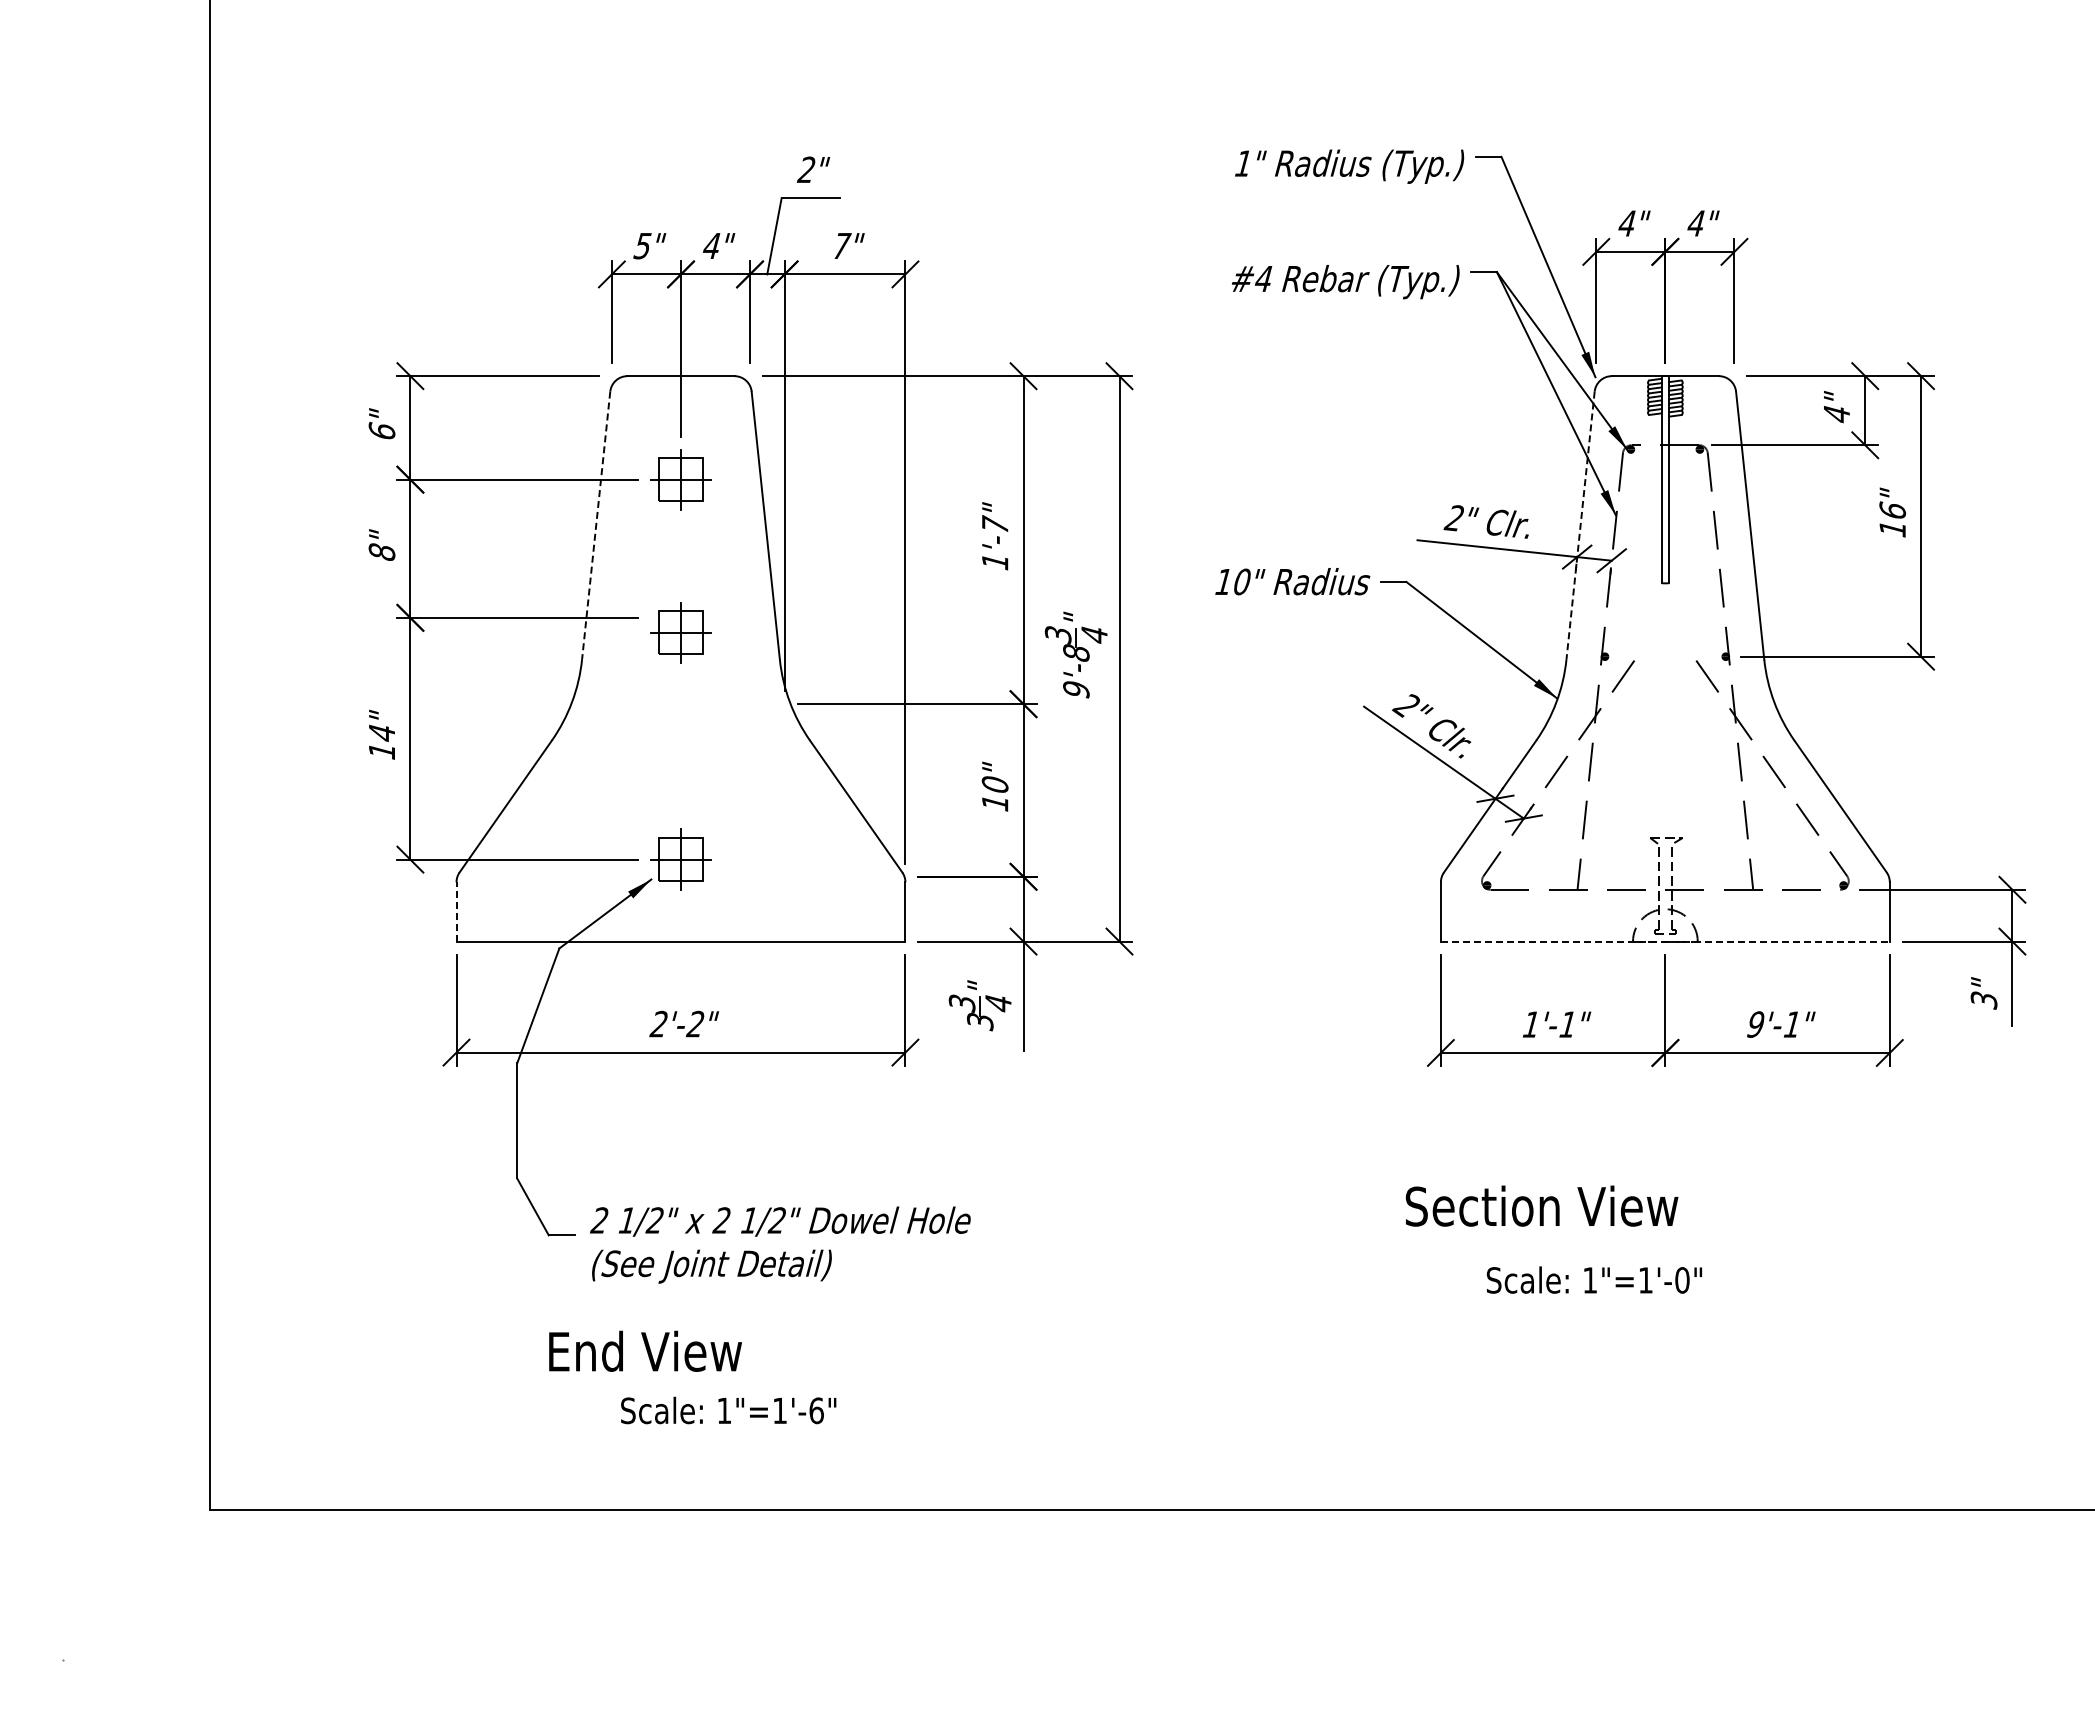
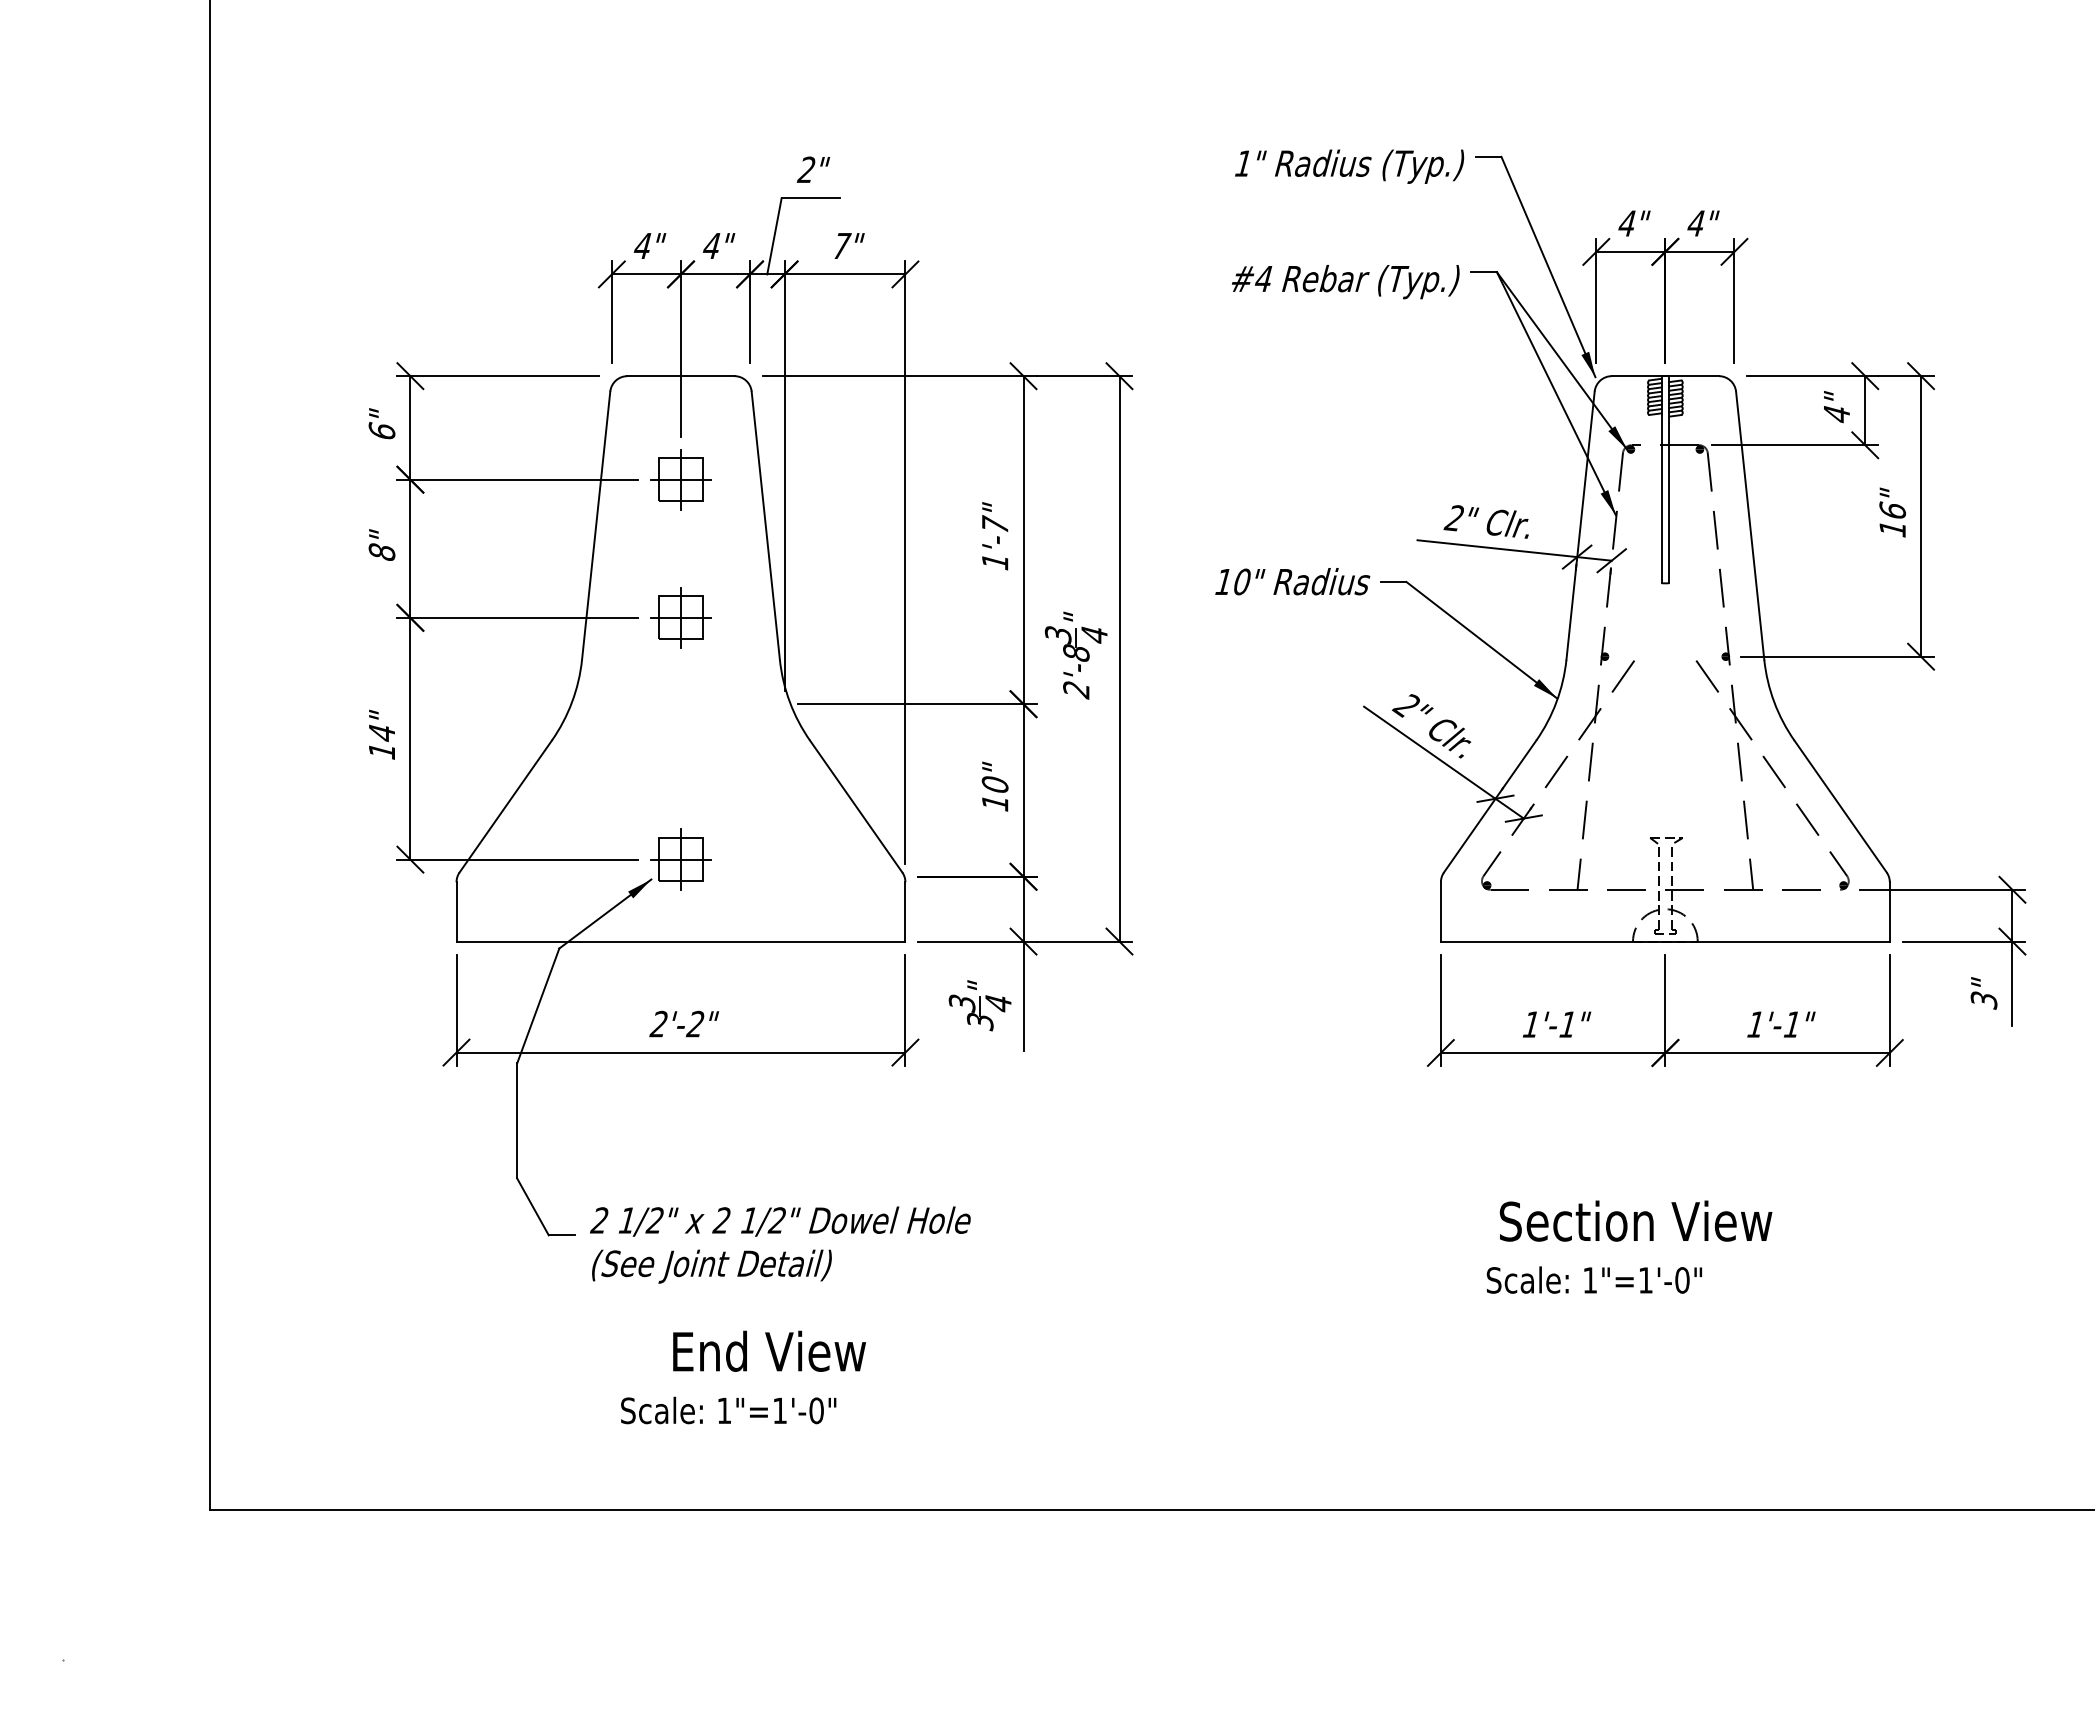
text: 5" -> 4" (642, 246)
line: dashed -> solid (596, 525)
line: dashed -> solid (1580, 525)
part position: (680, 632) -> (680, 617) (680, 617)
text: 9'-8 -> 2'-8 (1076, 690)
line: dashed -> solid (456, 911)
line: dashed -> solid (1665, 941)
text: 9'-1" -> 1'-1" (1755, 1024)
text position: (1541, 1205) -> (1635, 1220) (1635, 1220)
text position: (645, 1350) -> (769, 1350) (769, 1350)
text: 1"=1'-6" -> 1"=1'-0" (816, 1410)
